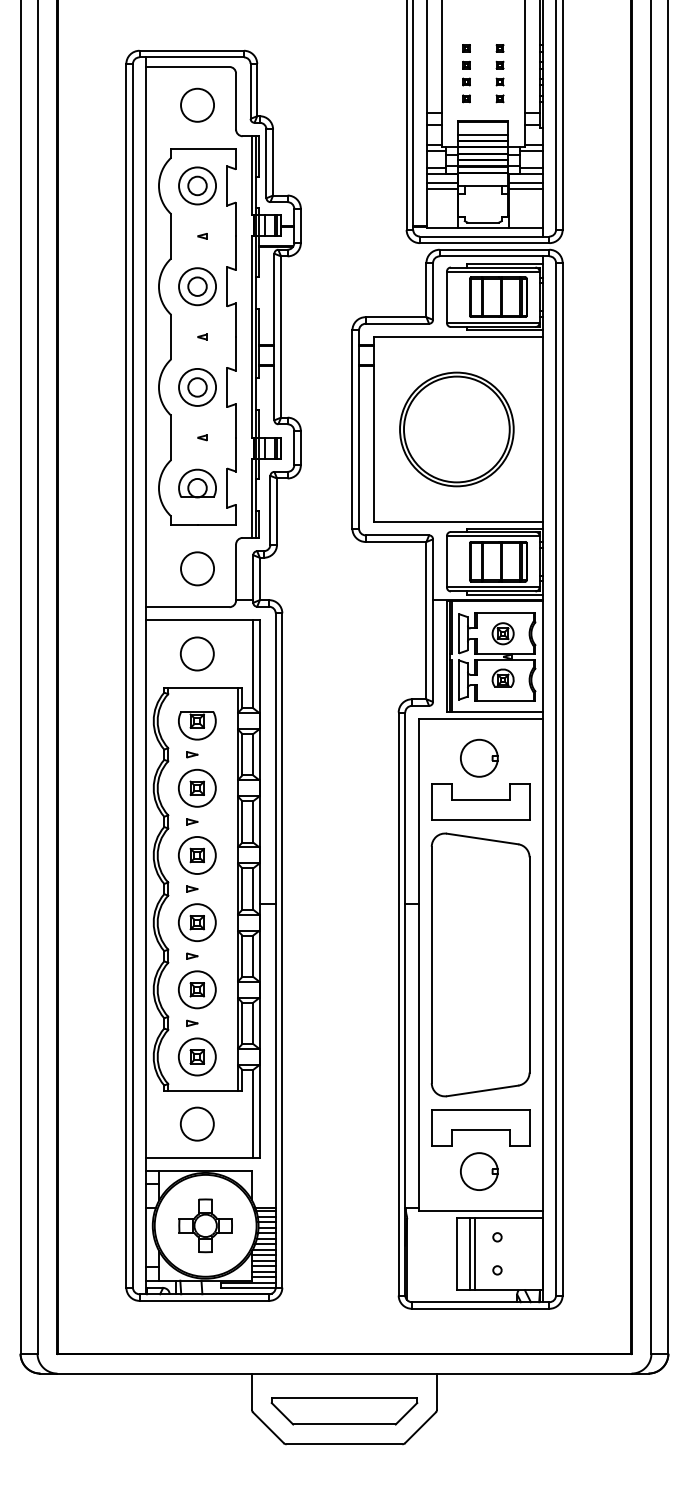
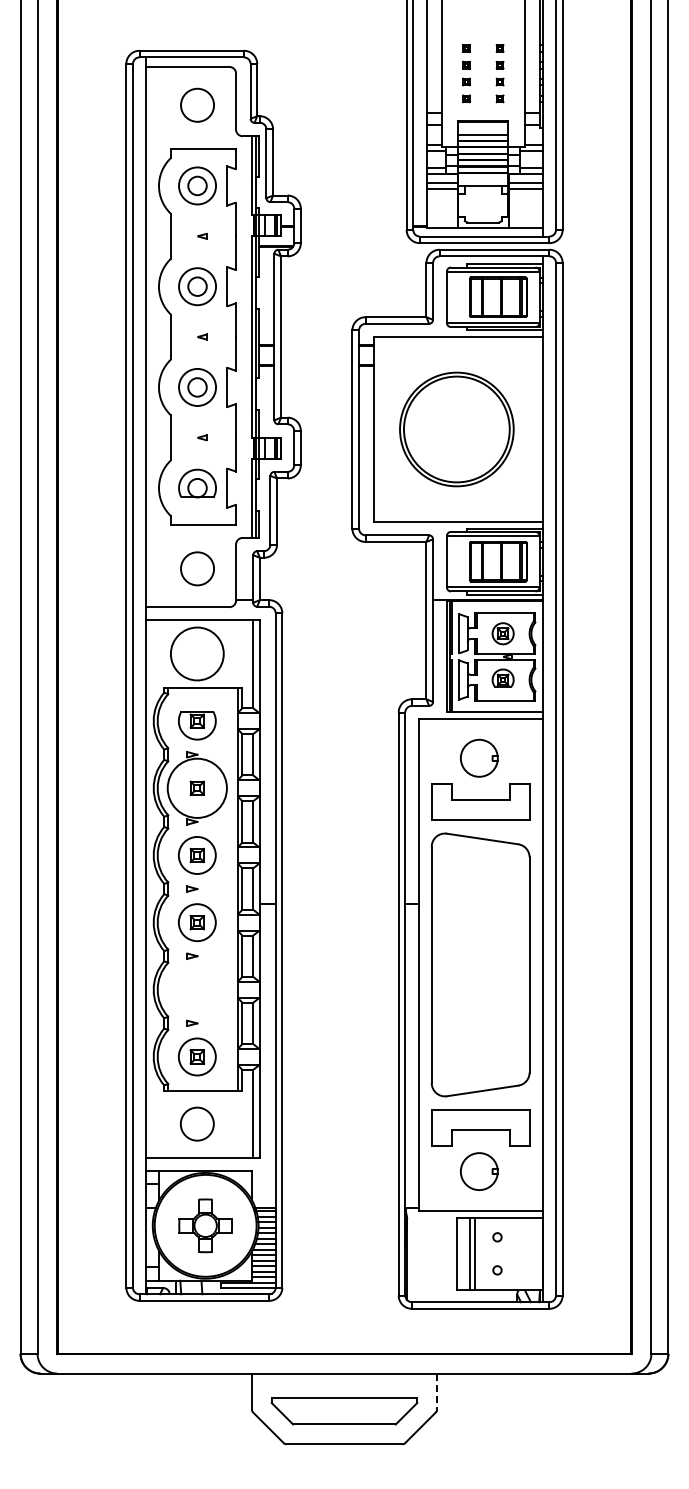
circle diameter: 33 px -> 53 px (196, 653)
circle diameter: 37 px -> 59 px (196, 787)
part: present -> none (197, 989)
line: solid -> dashed (437, 1392)
